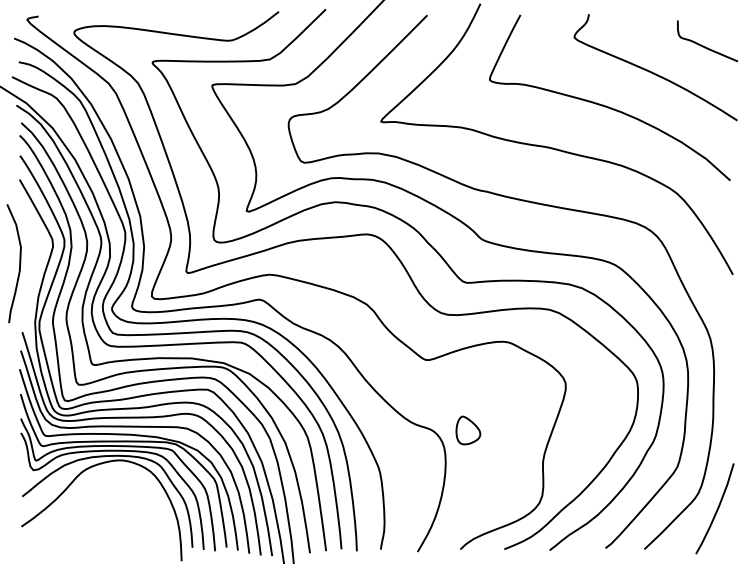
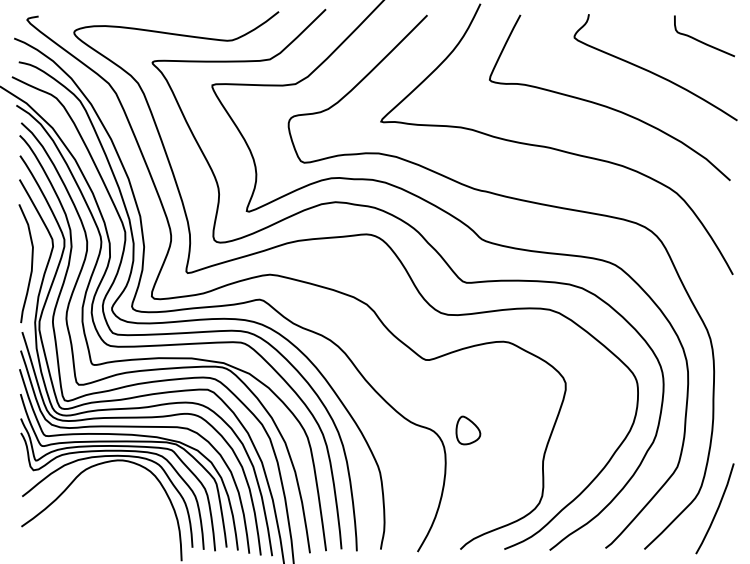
curve position: (705, 46) -> (702, 41) (702, 41)
curve position: (19, 263) -> (31, 263) (31, 263)
